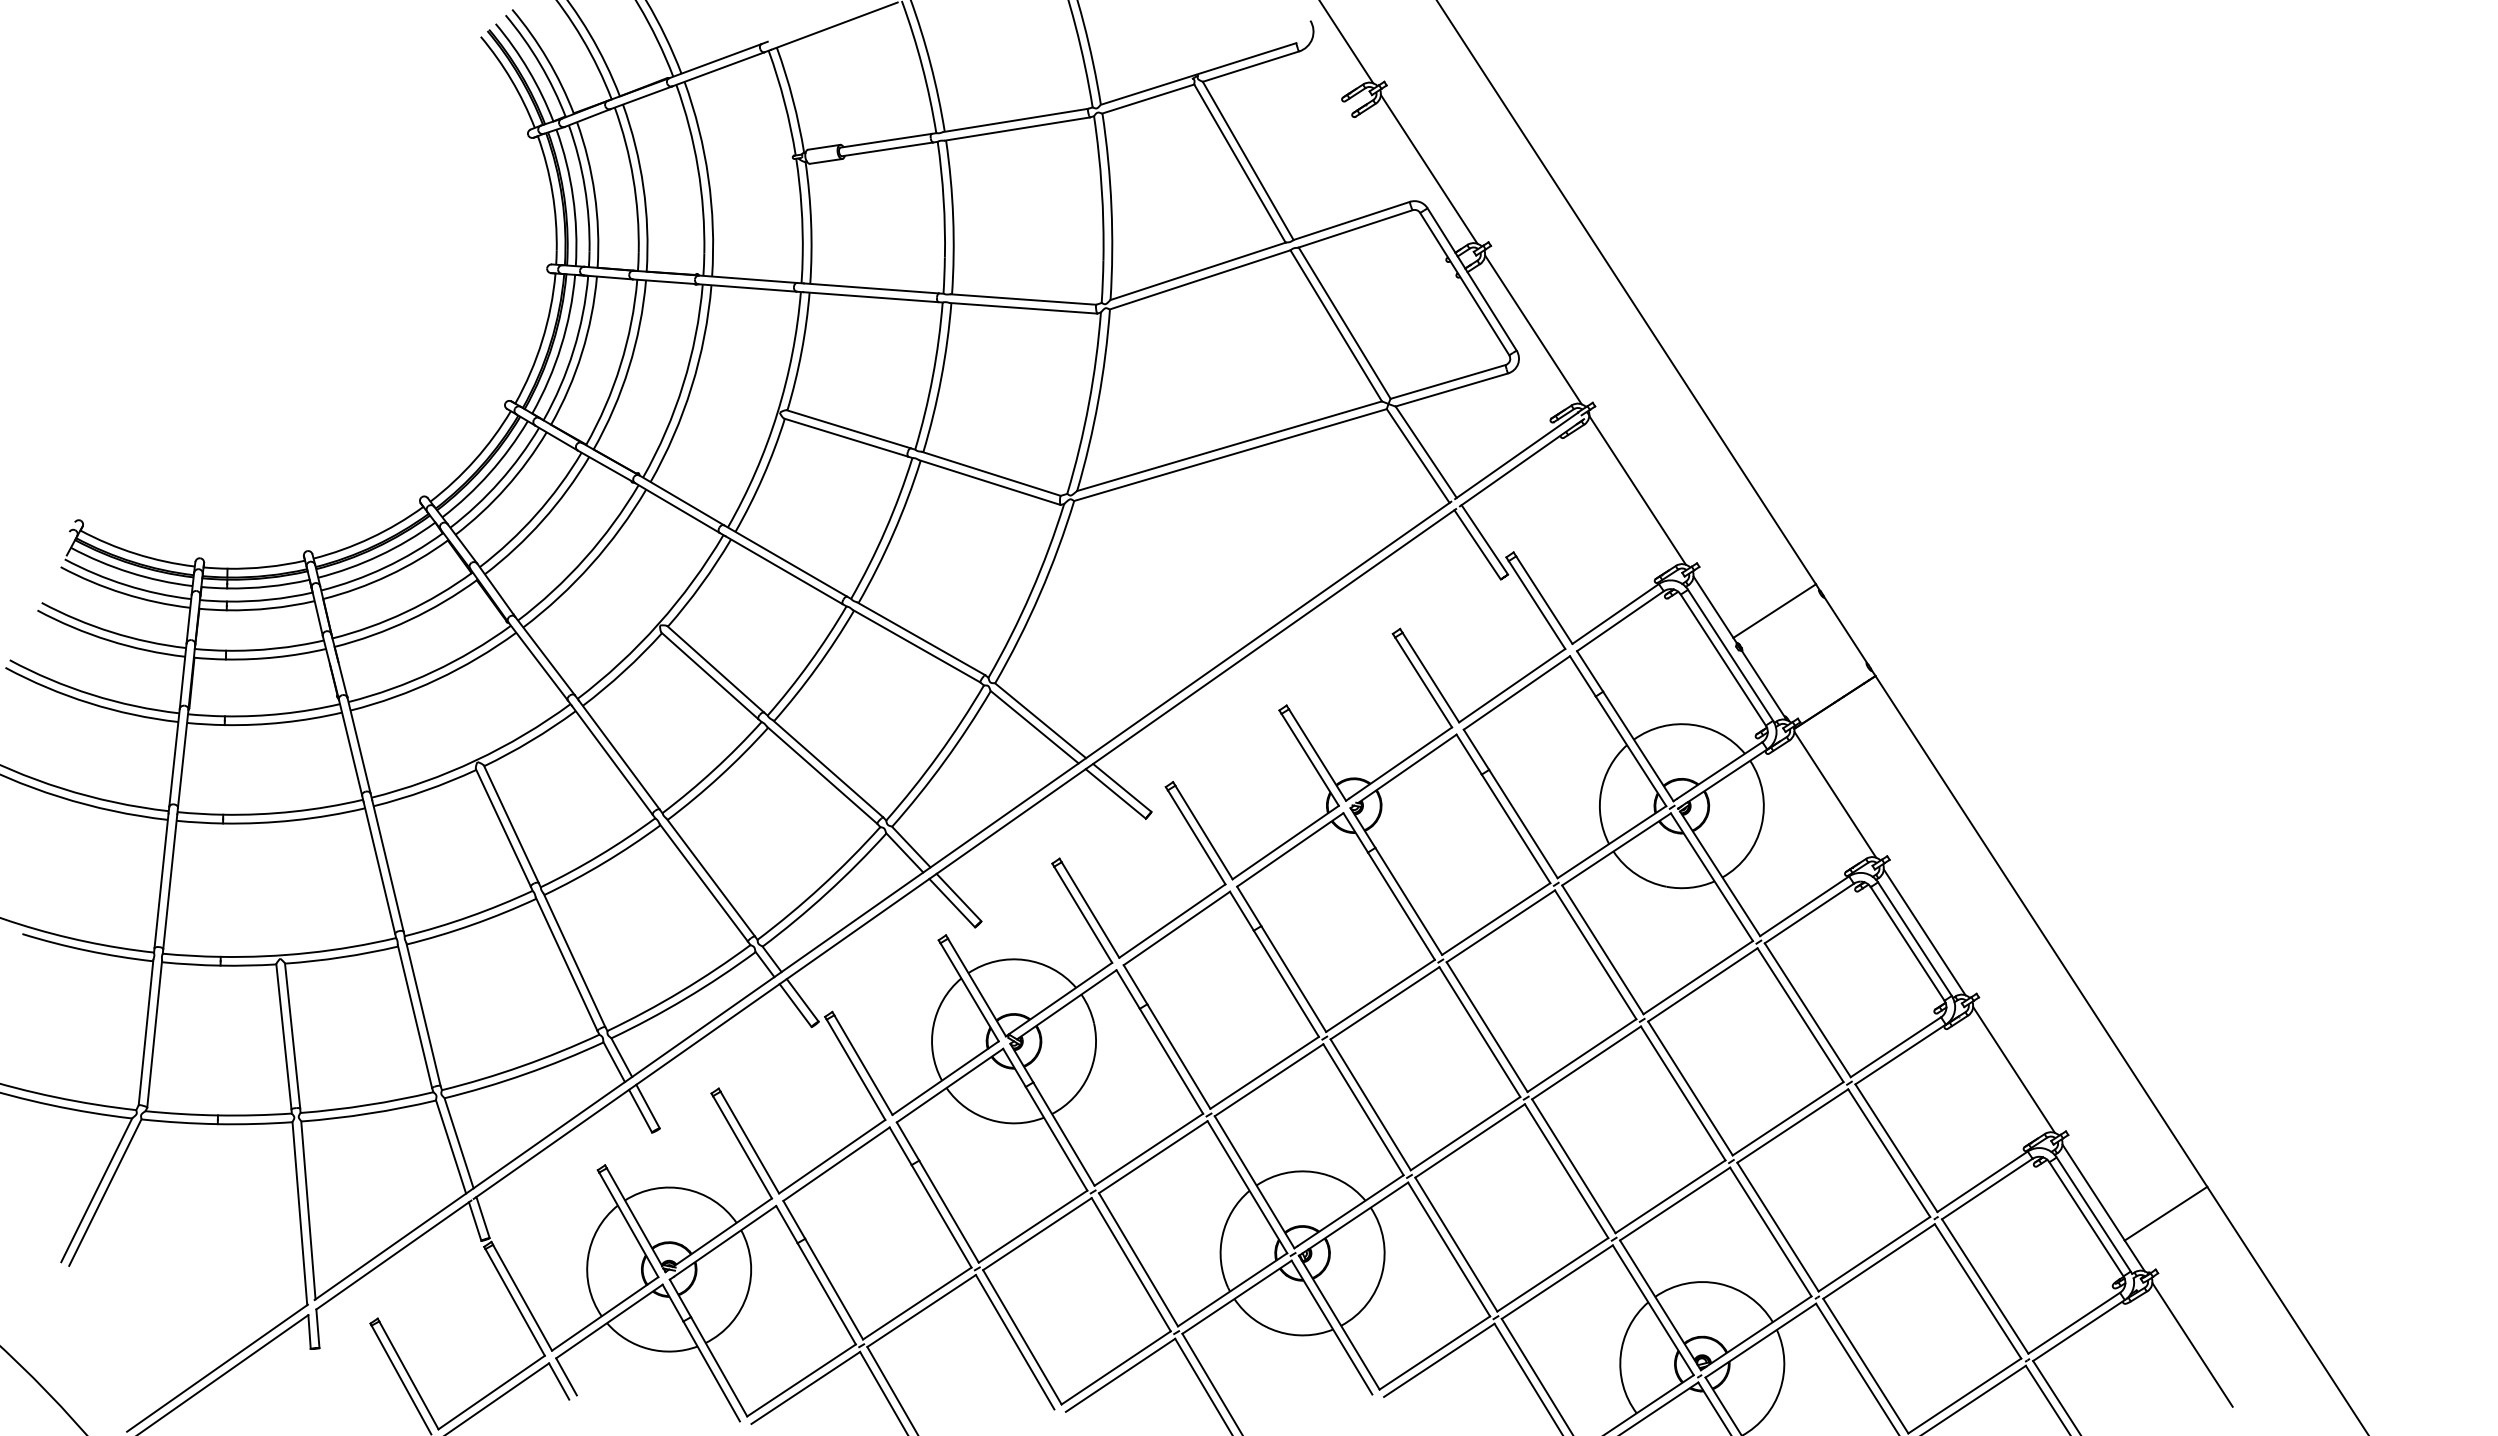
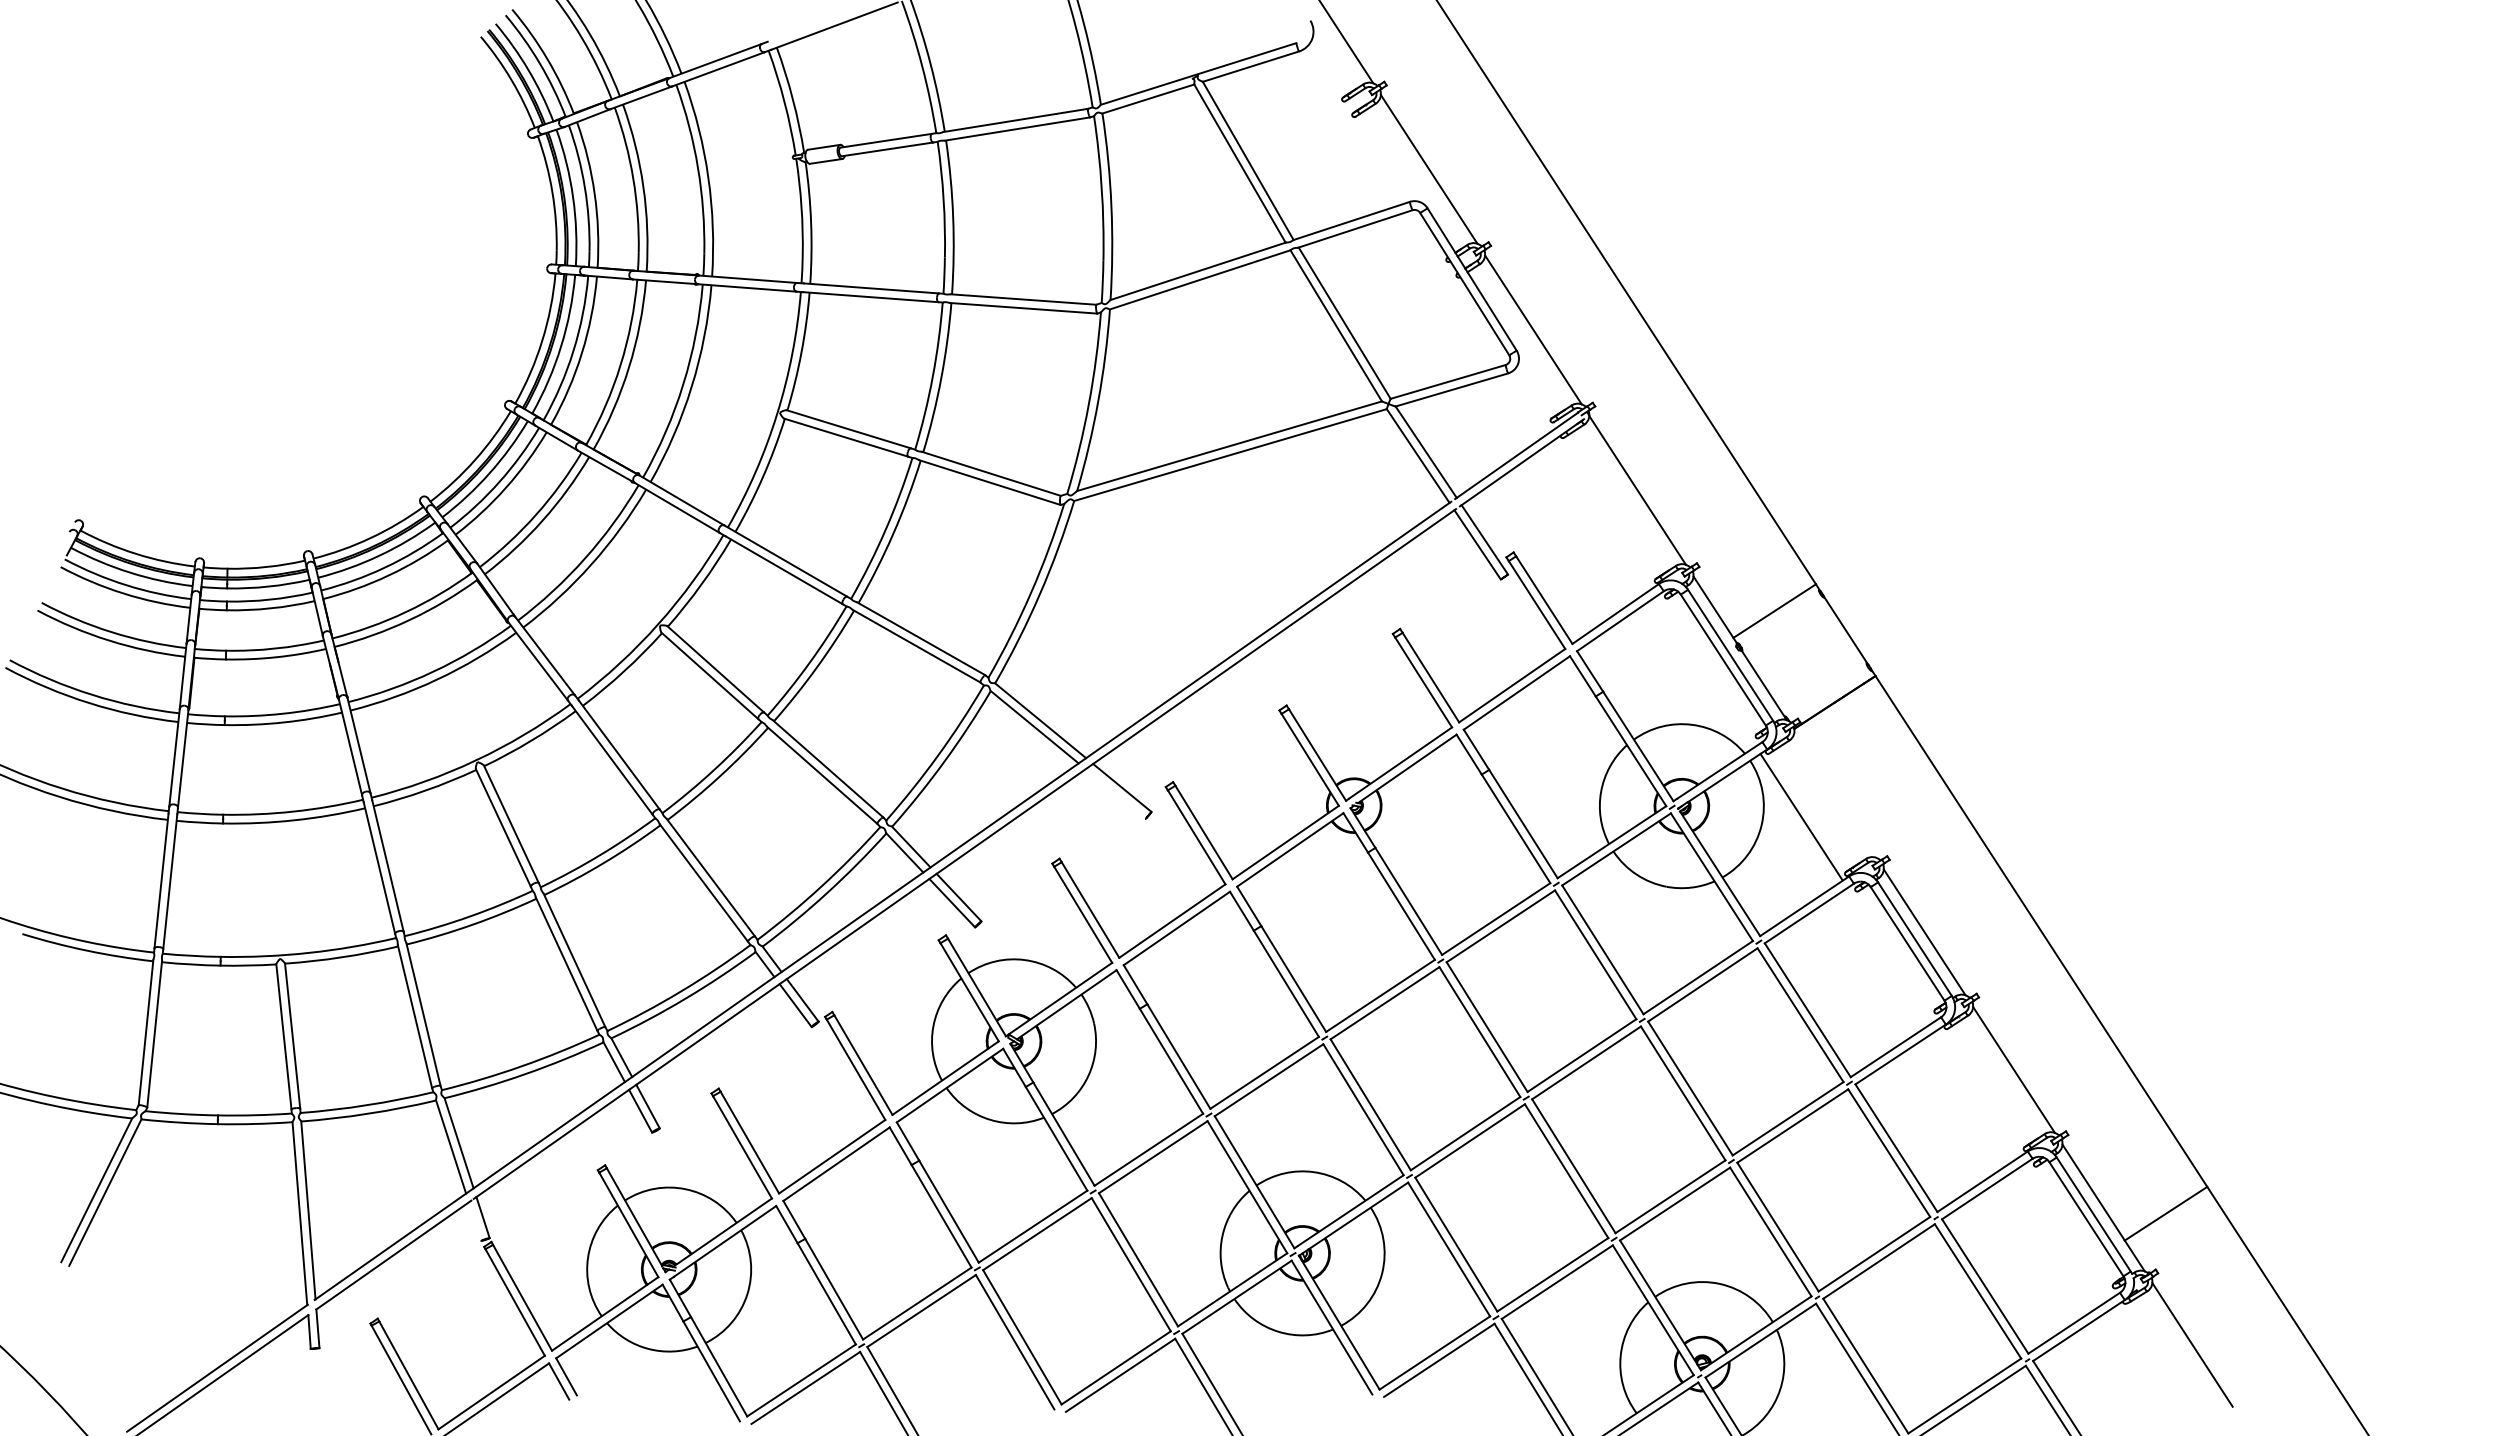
line: present -> none (1115, 793)
line position: (1835, 794) -> (1801, 816) (1801, 816)
line: present -> none (474, 1221)
